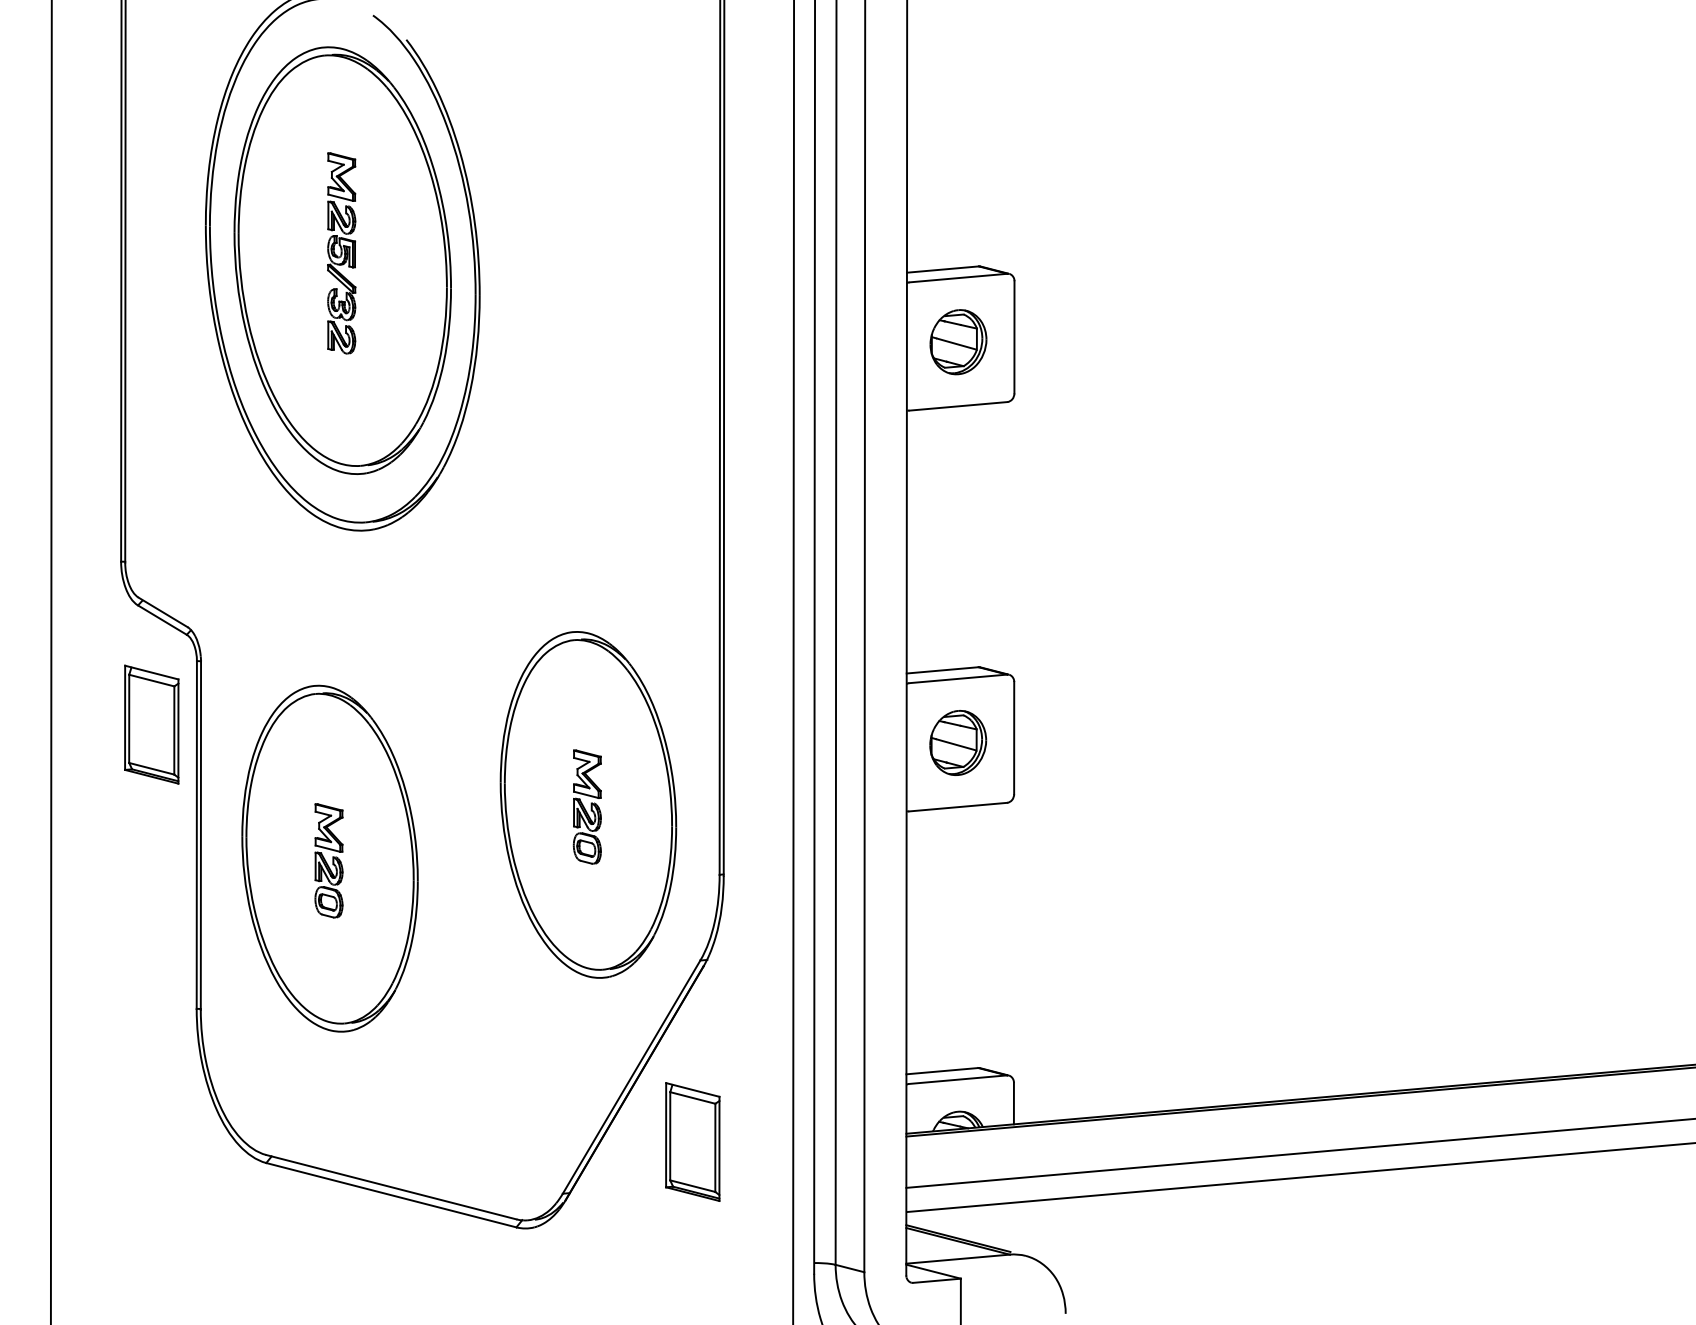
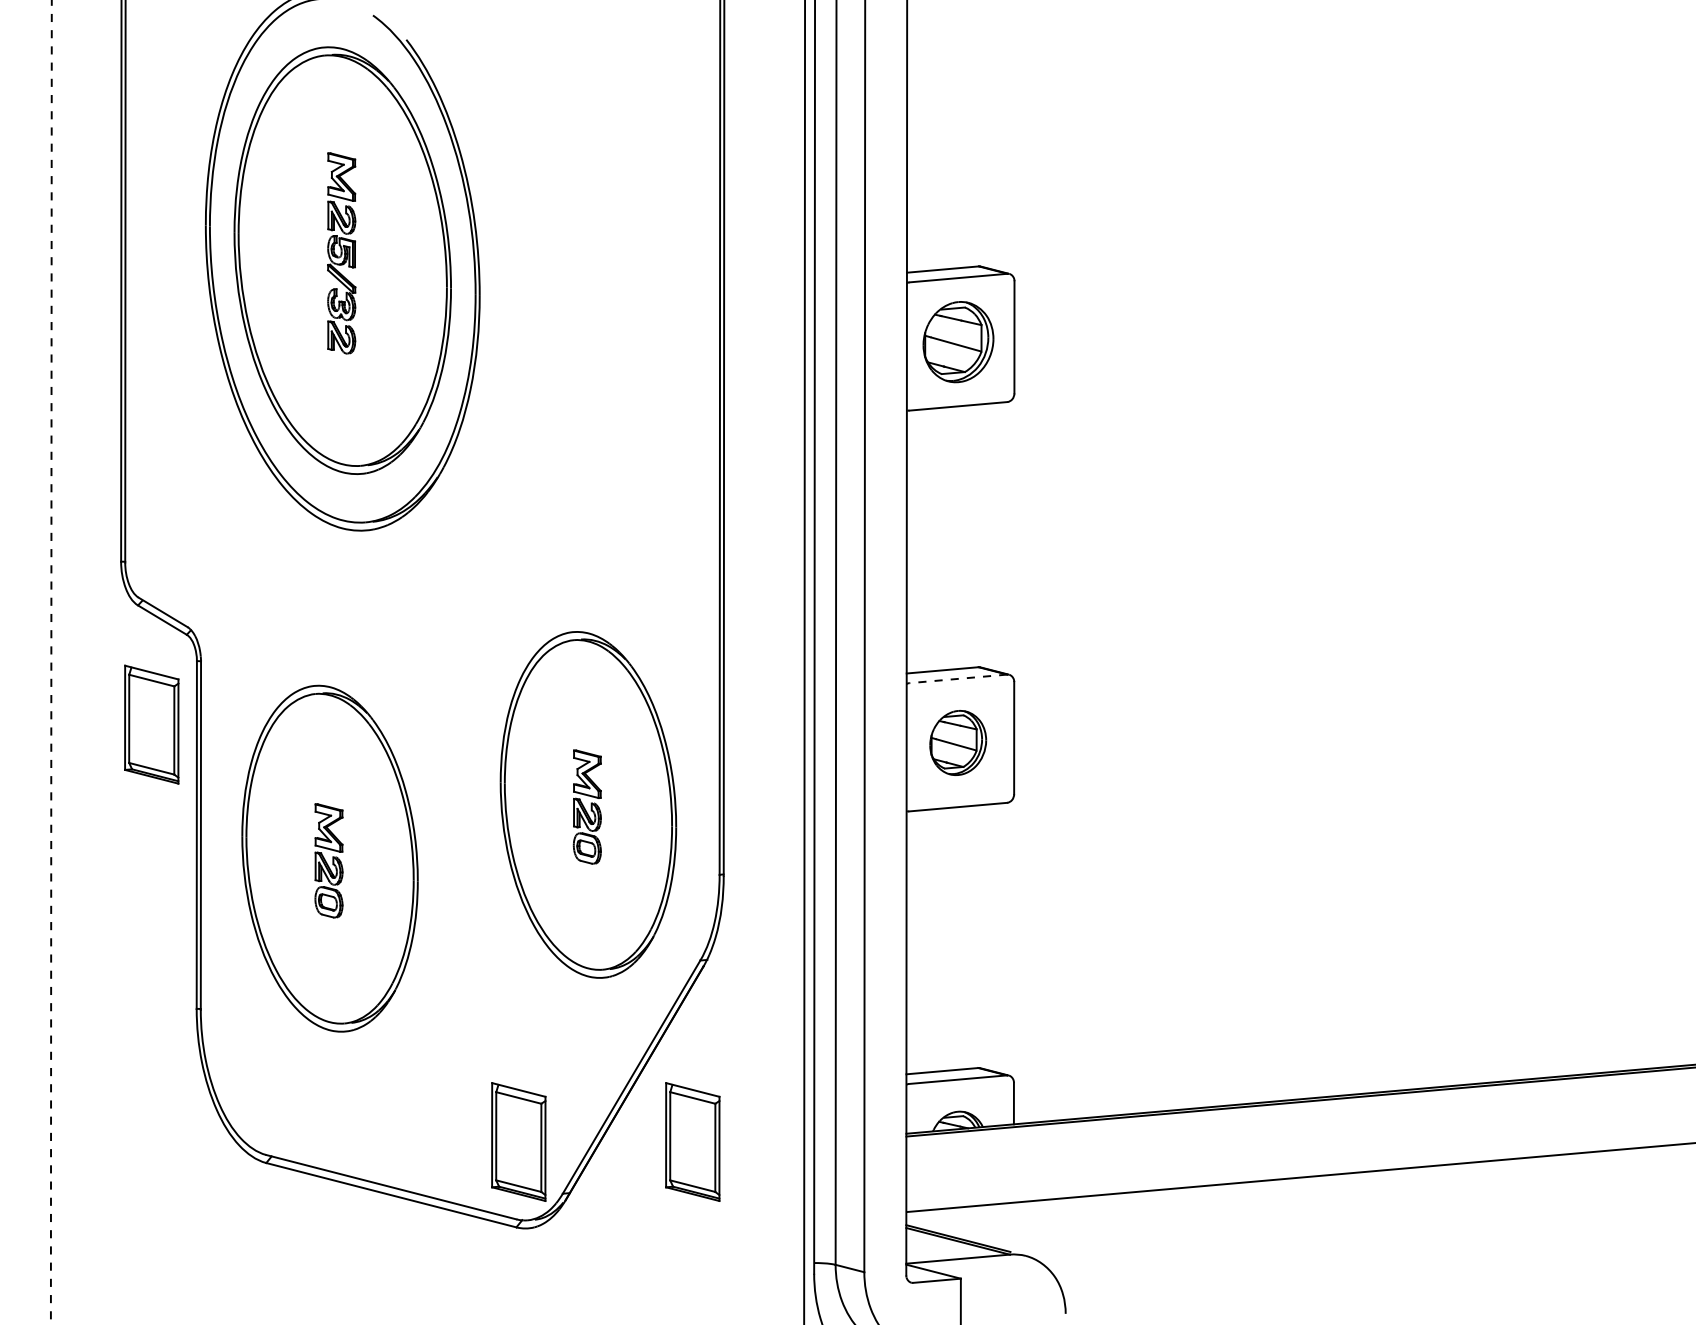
part size: 59x67 px -> 73x83 px (958, 342)
line position: (793, 661) -> (804, 661) (804, 661)
line: solid -> dashed (51, 662)
line: solid -> dashed (957, 678)
part: none -> present (518, 1141)
line: present -> none (1299, 1153)
